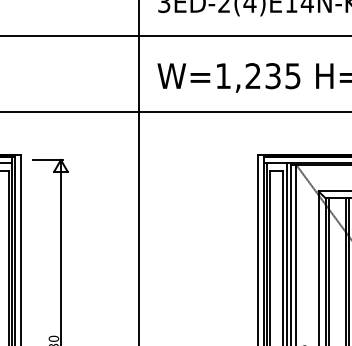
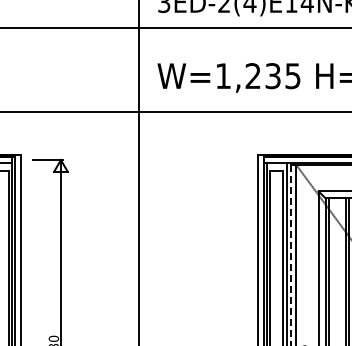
line position: (175, 36) -> (175, 28) (175, 28)
line: solid -> dashed (291, 255)
